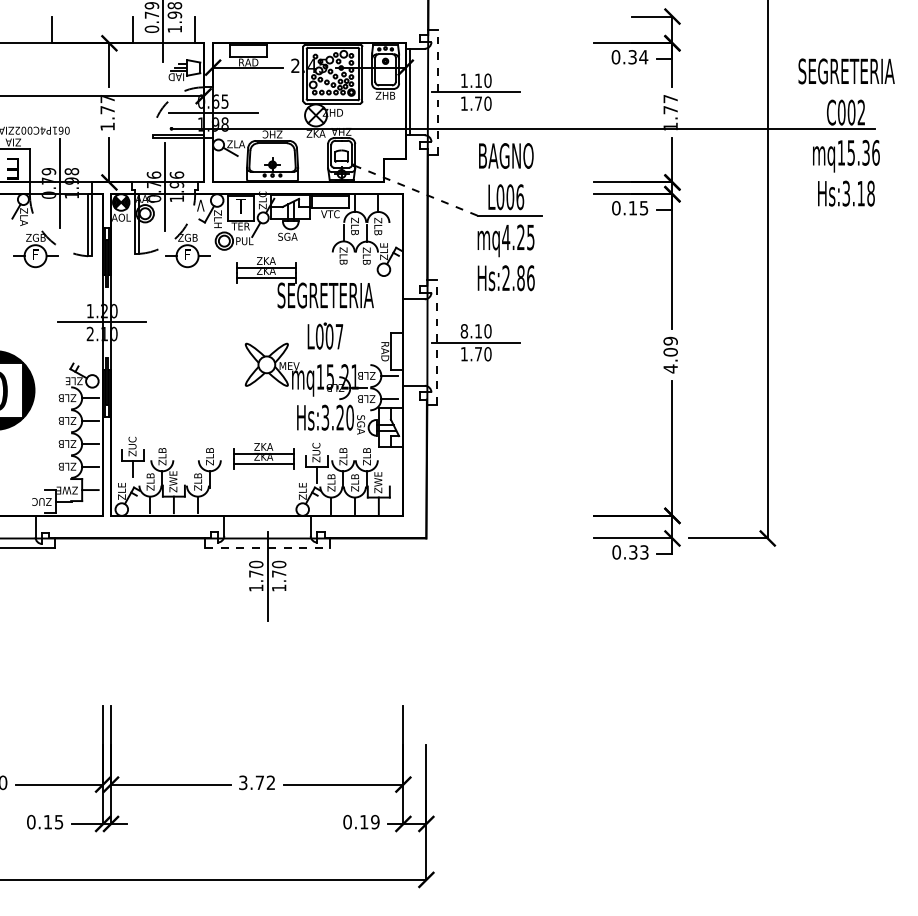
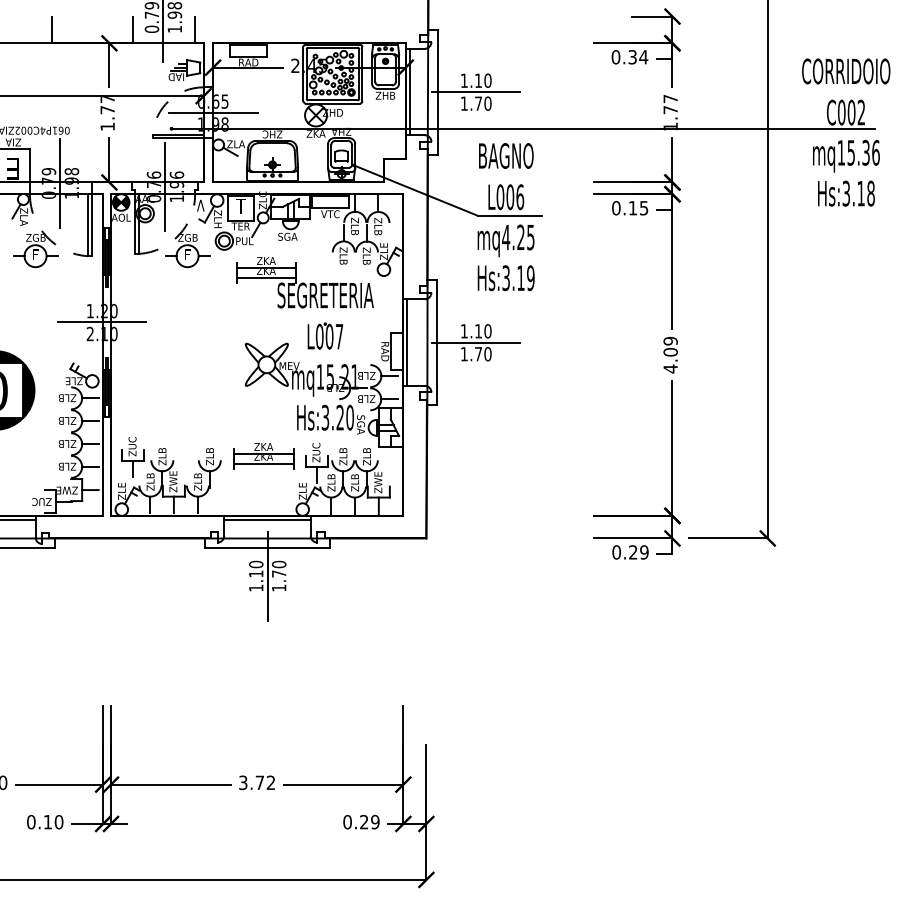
text: SEGRETERIA -> CORRIDOIO (846, 71)
line: dashed -> solid (437, 92)
line: dashed -> solid (415, 190)
text: Hs:2.86 -> Hs:3.19 (518, 278)
text: 8.10 -> 1.10 (464, 331)
line: none -> present (407, 342)
line: dashed -> solid (436, 342)
line: none -> present (18, 519)
line: none -> present (267, 519)
line: dashed -> solid (267, 548)
text: 0.33 -> 0.29 (638, 552)
text: 1.70 -> 1.10 (256, 573)
text: 0.15 -> 0.10 (58, 821)
text: 0.19 -> 0.29 (364, 821)
